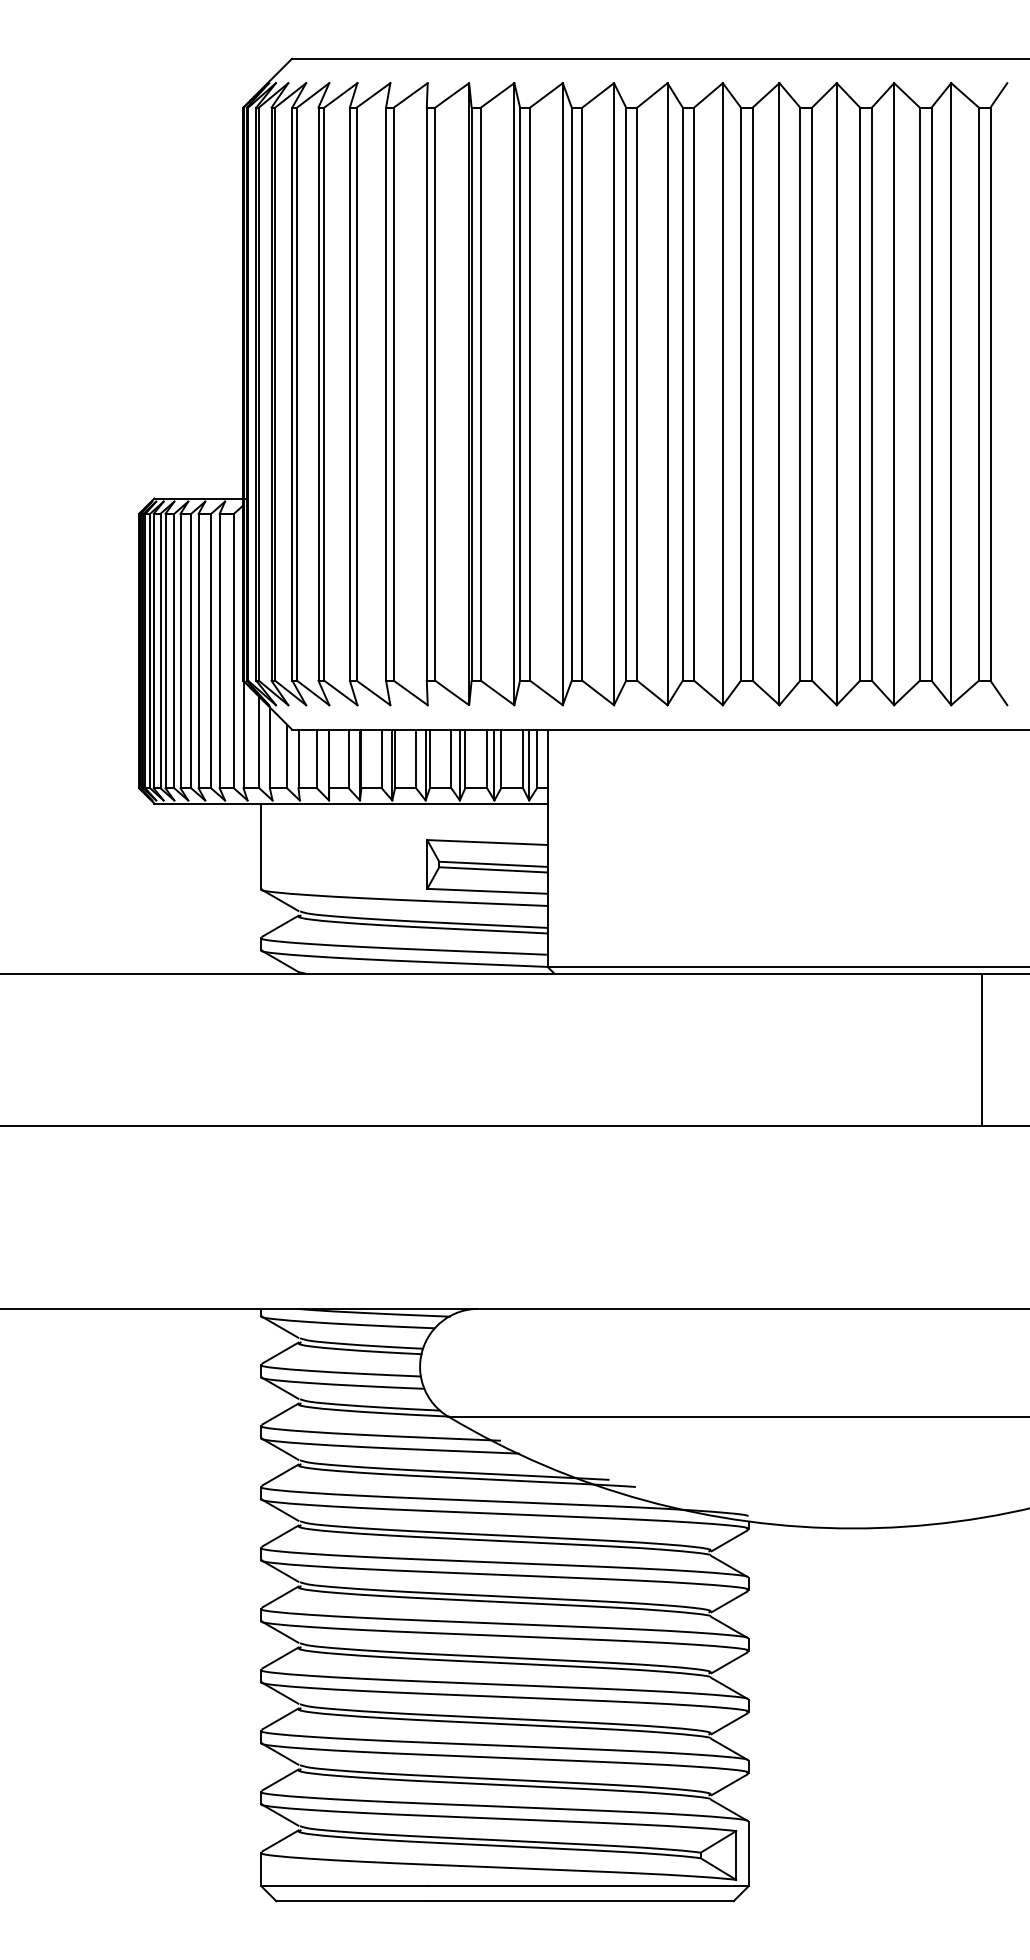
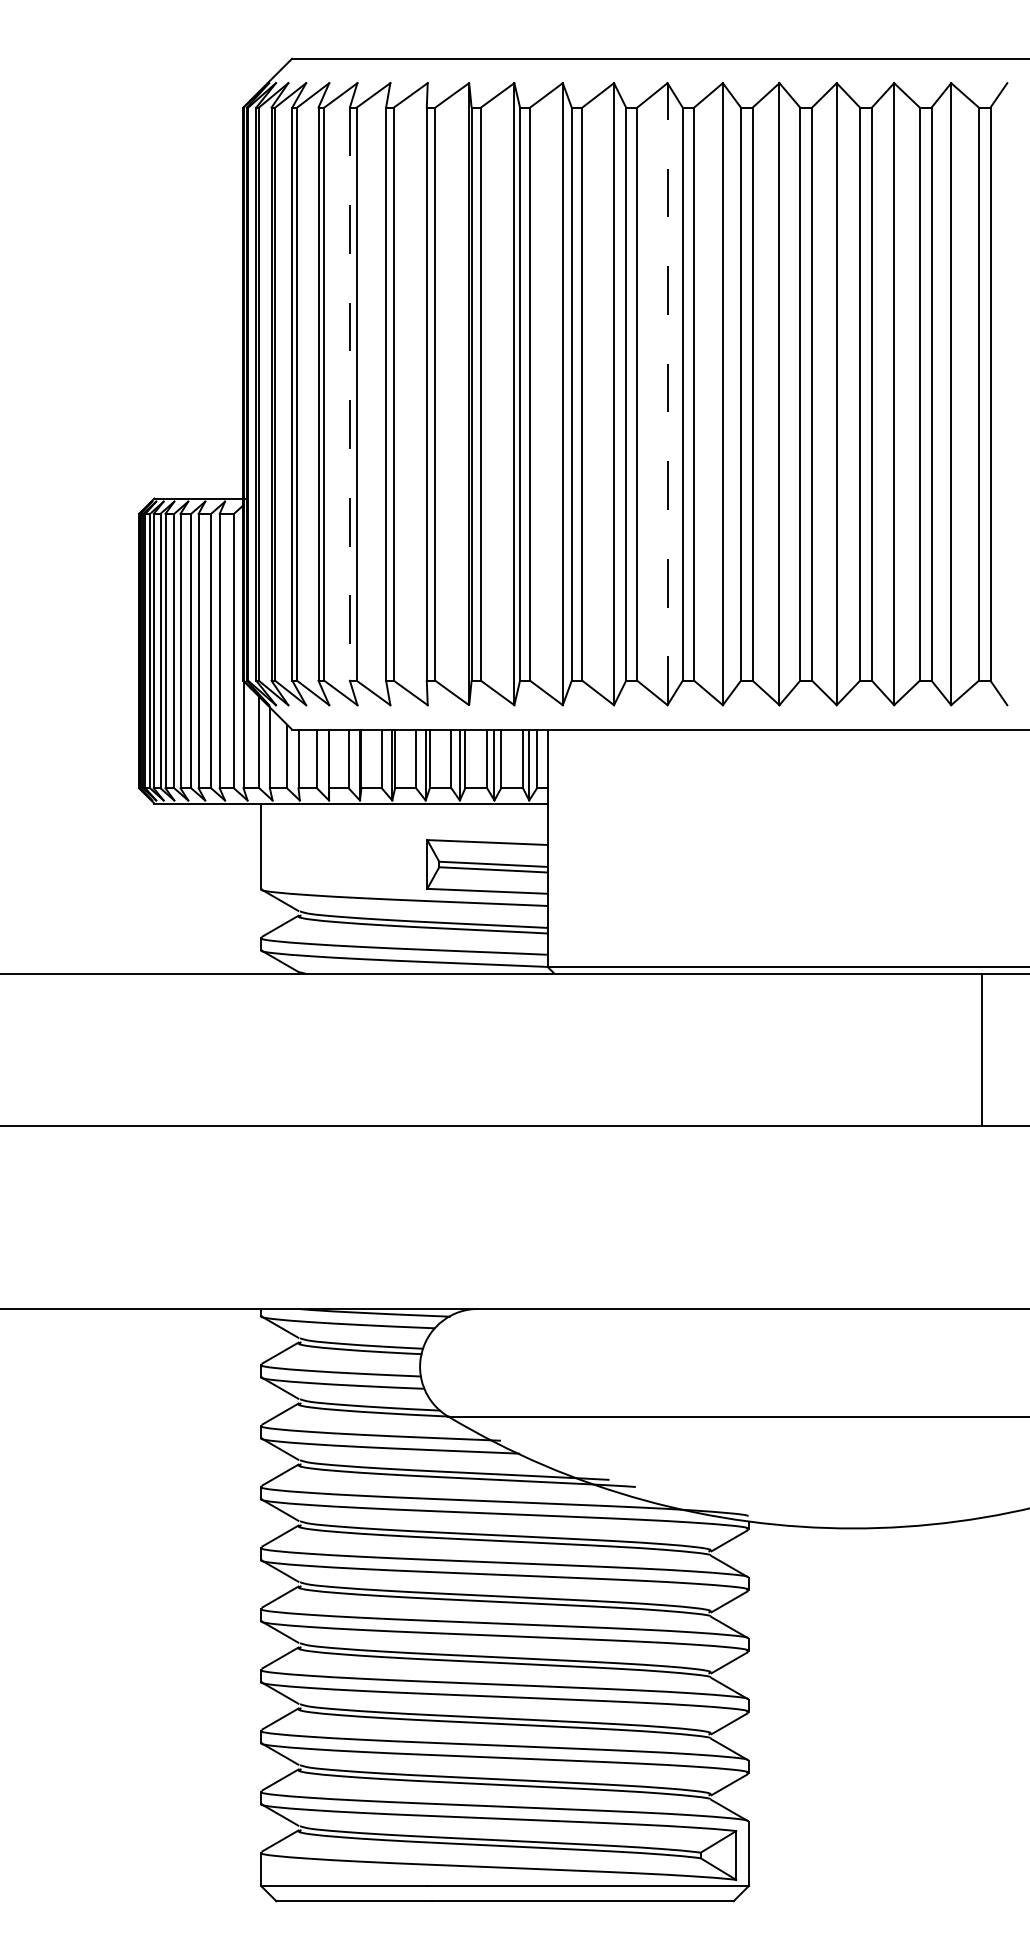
line: solid -> dashed (667, 393)
line: solid -> dashed (349, 394)
